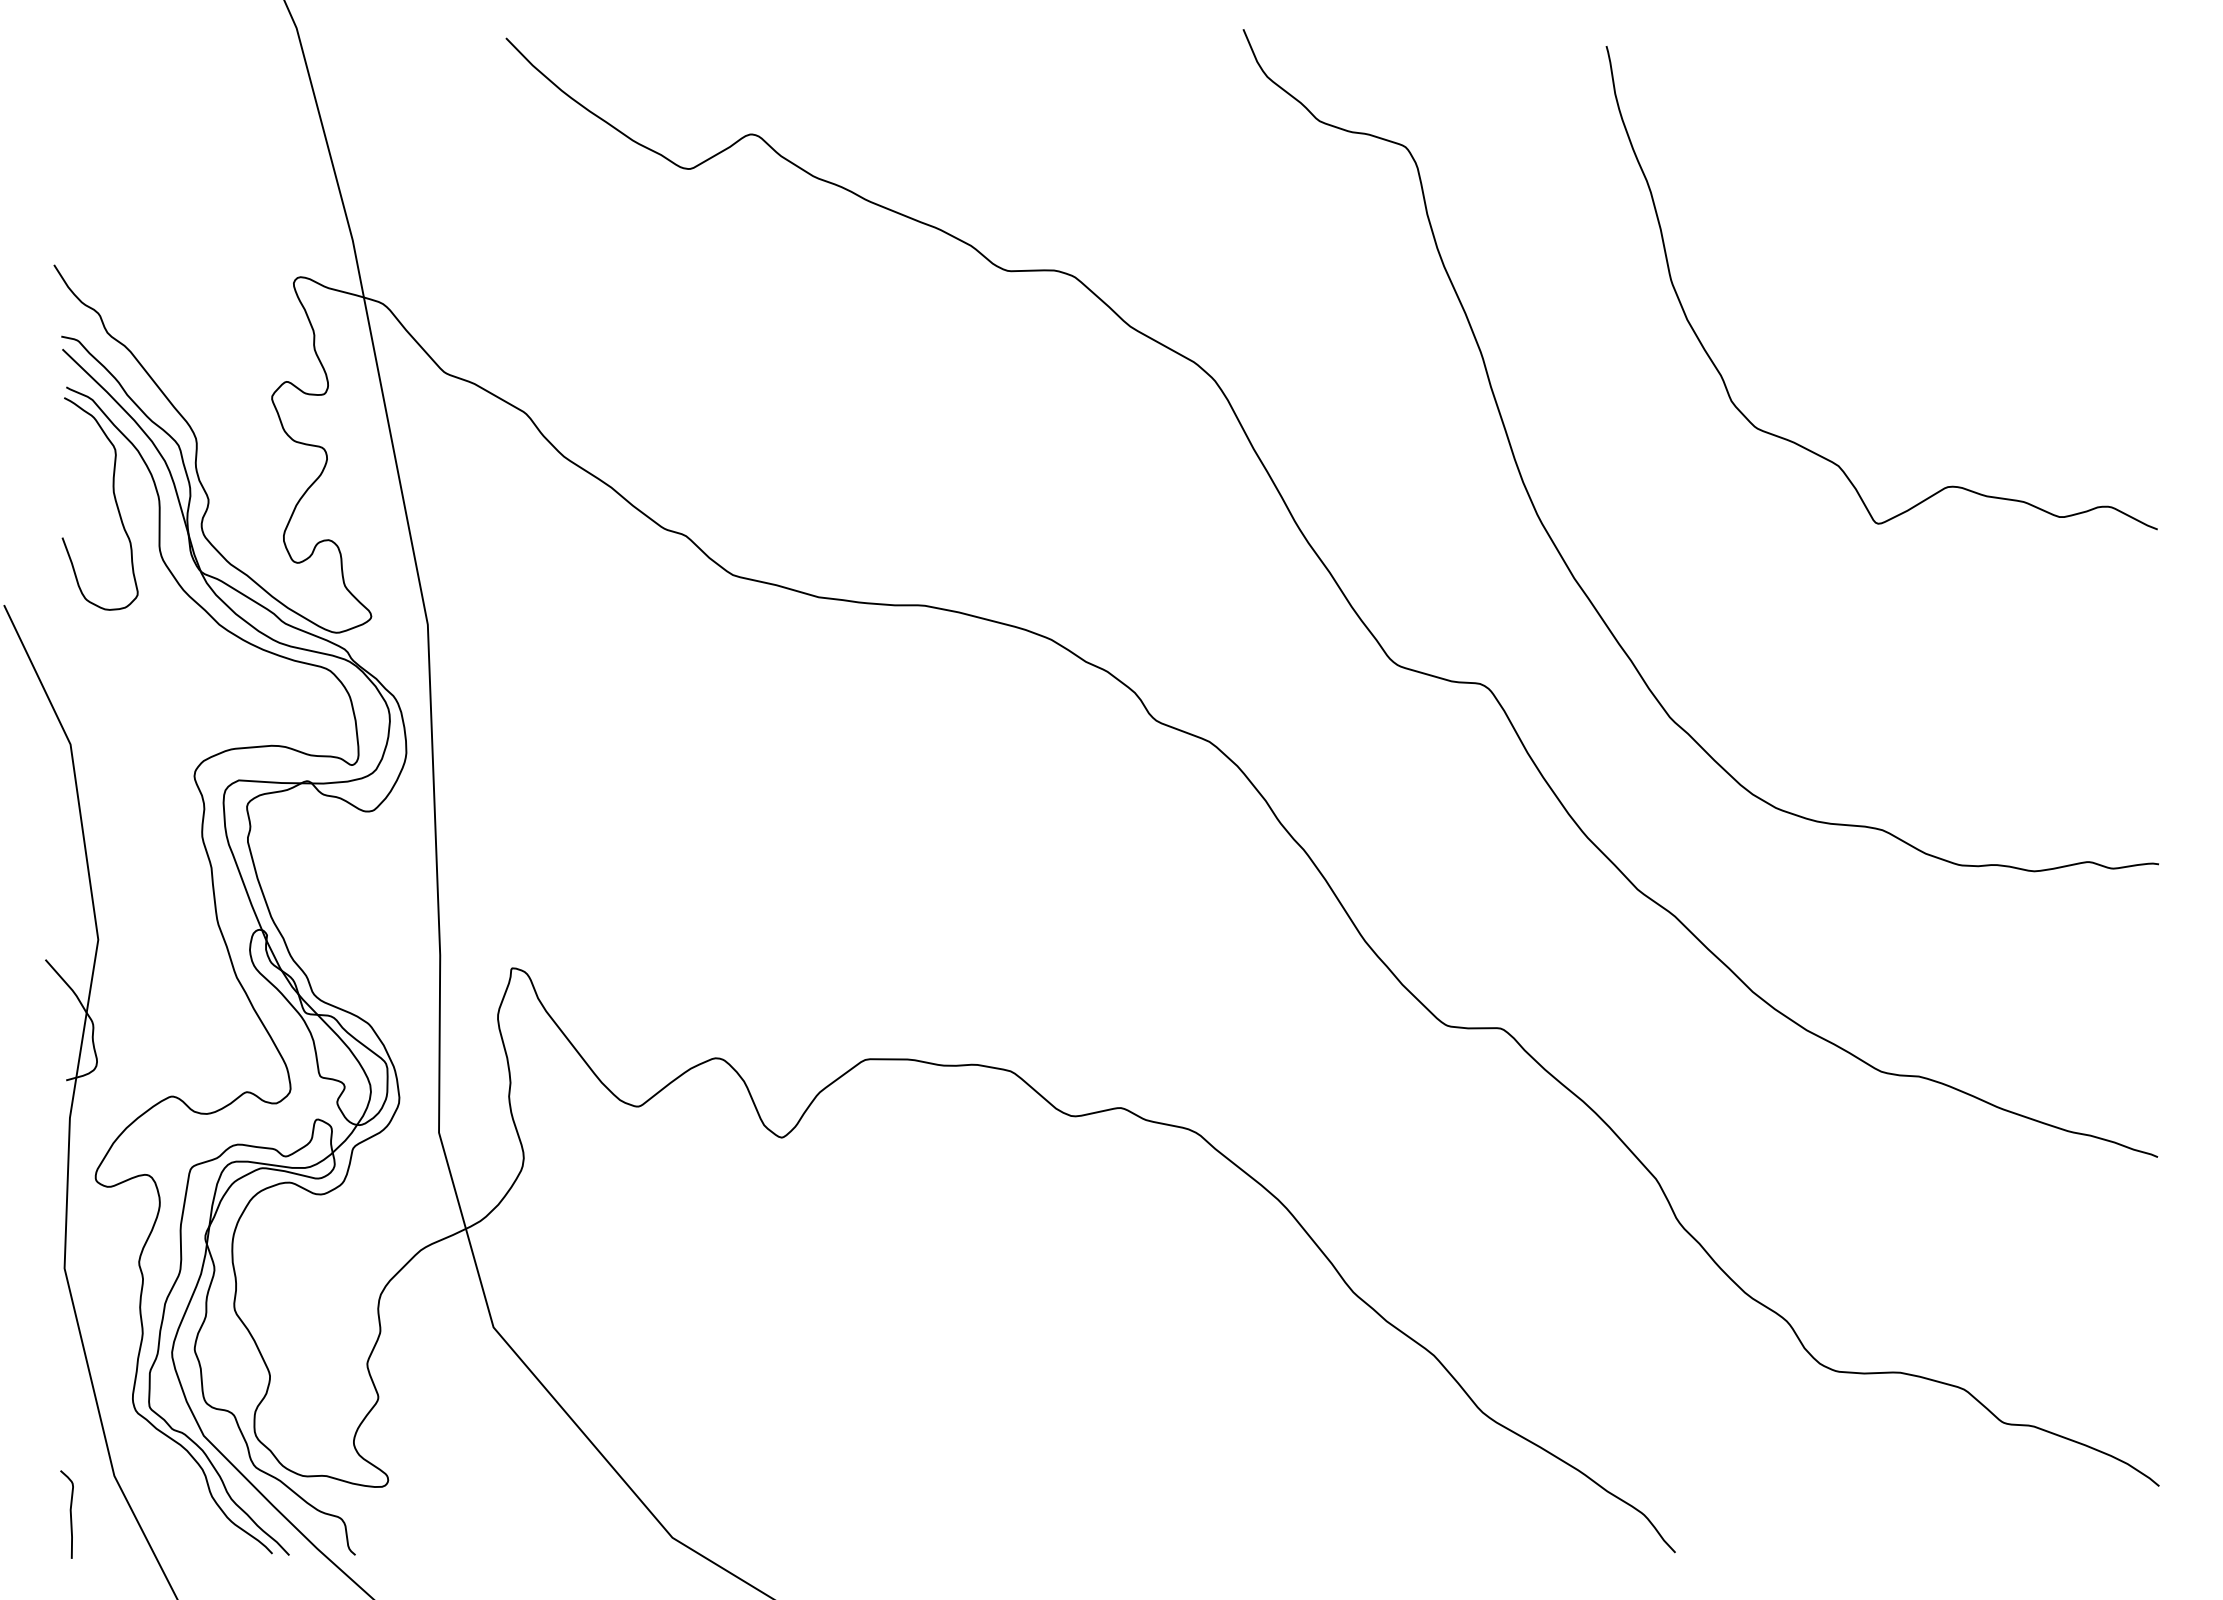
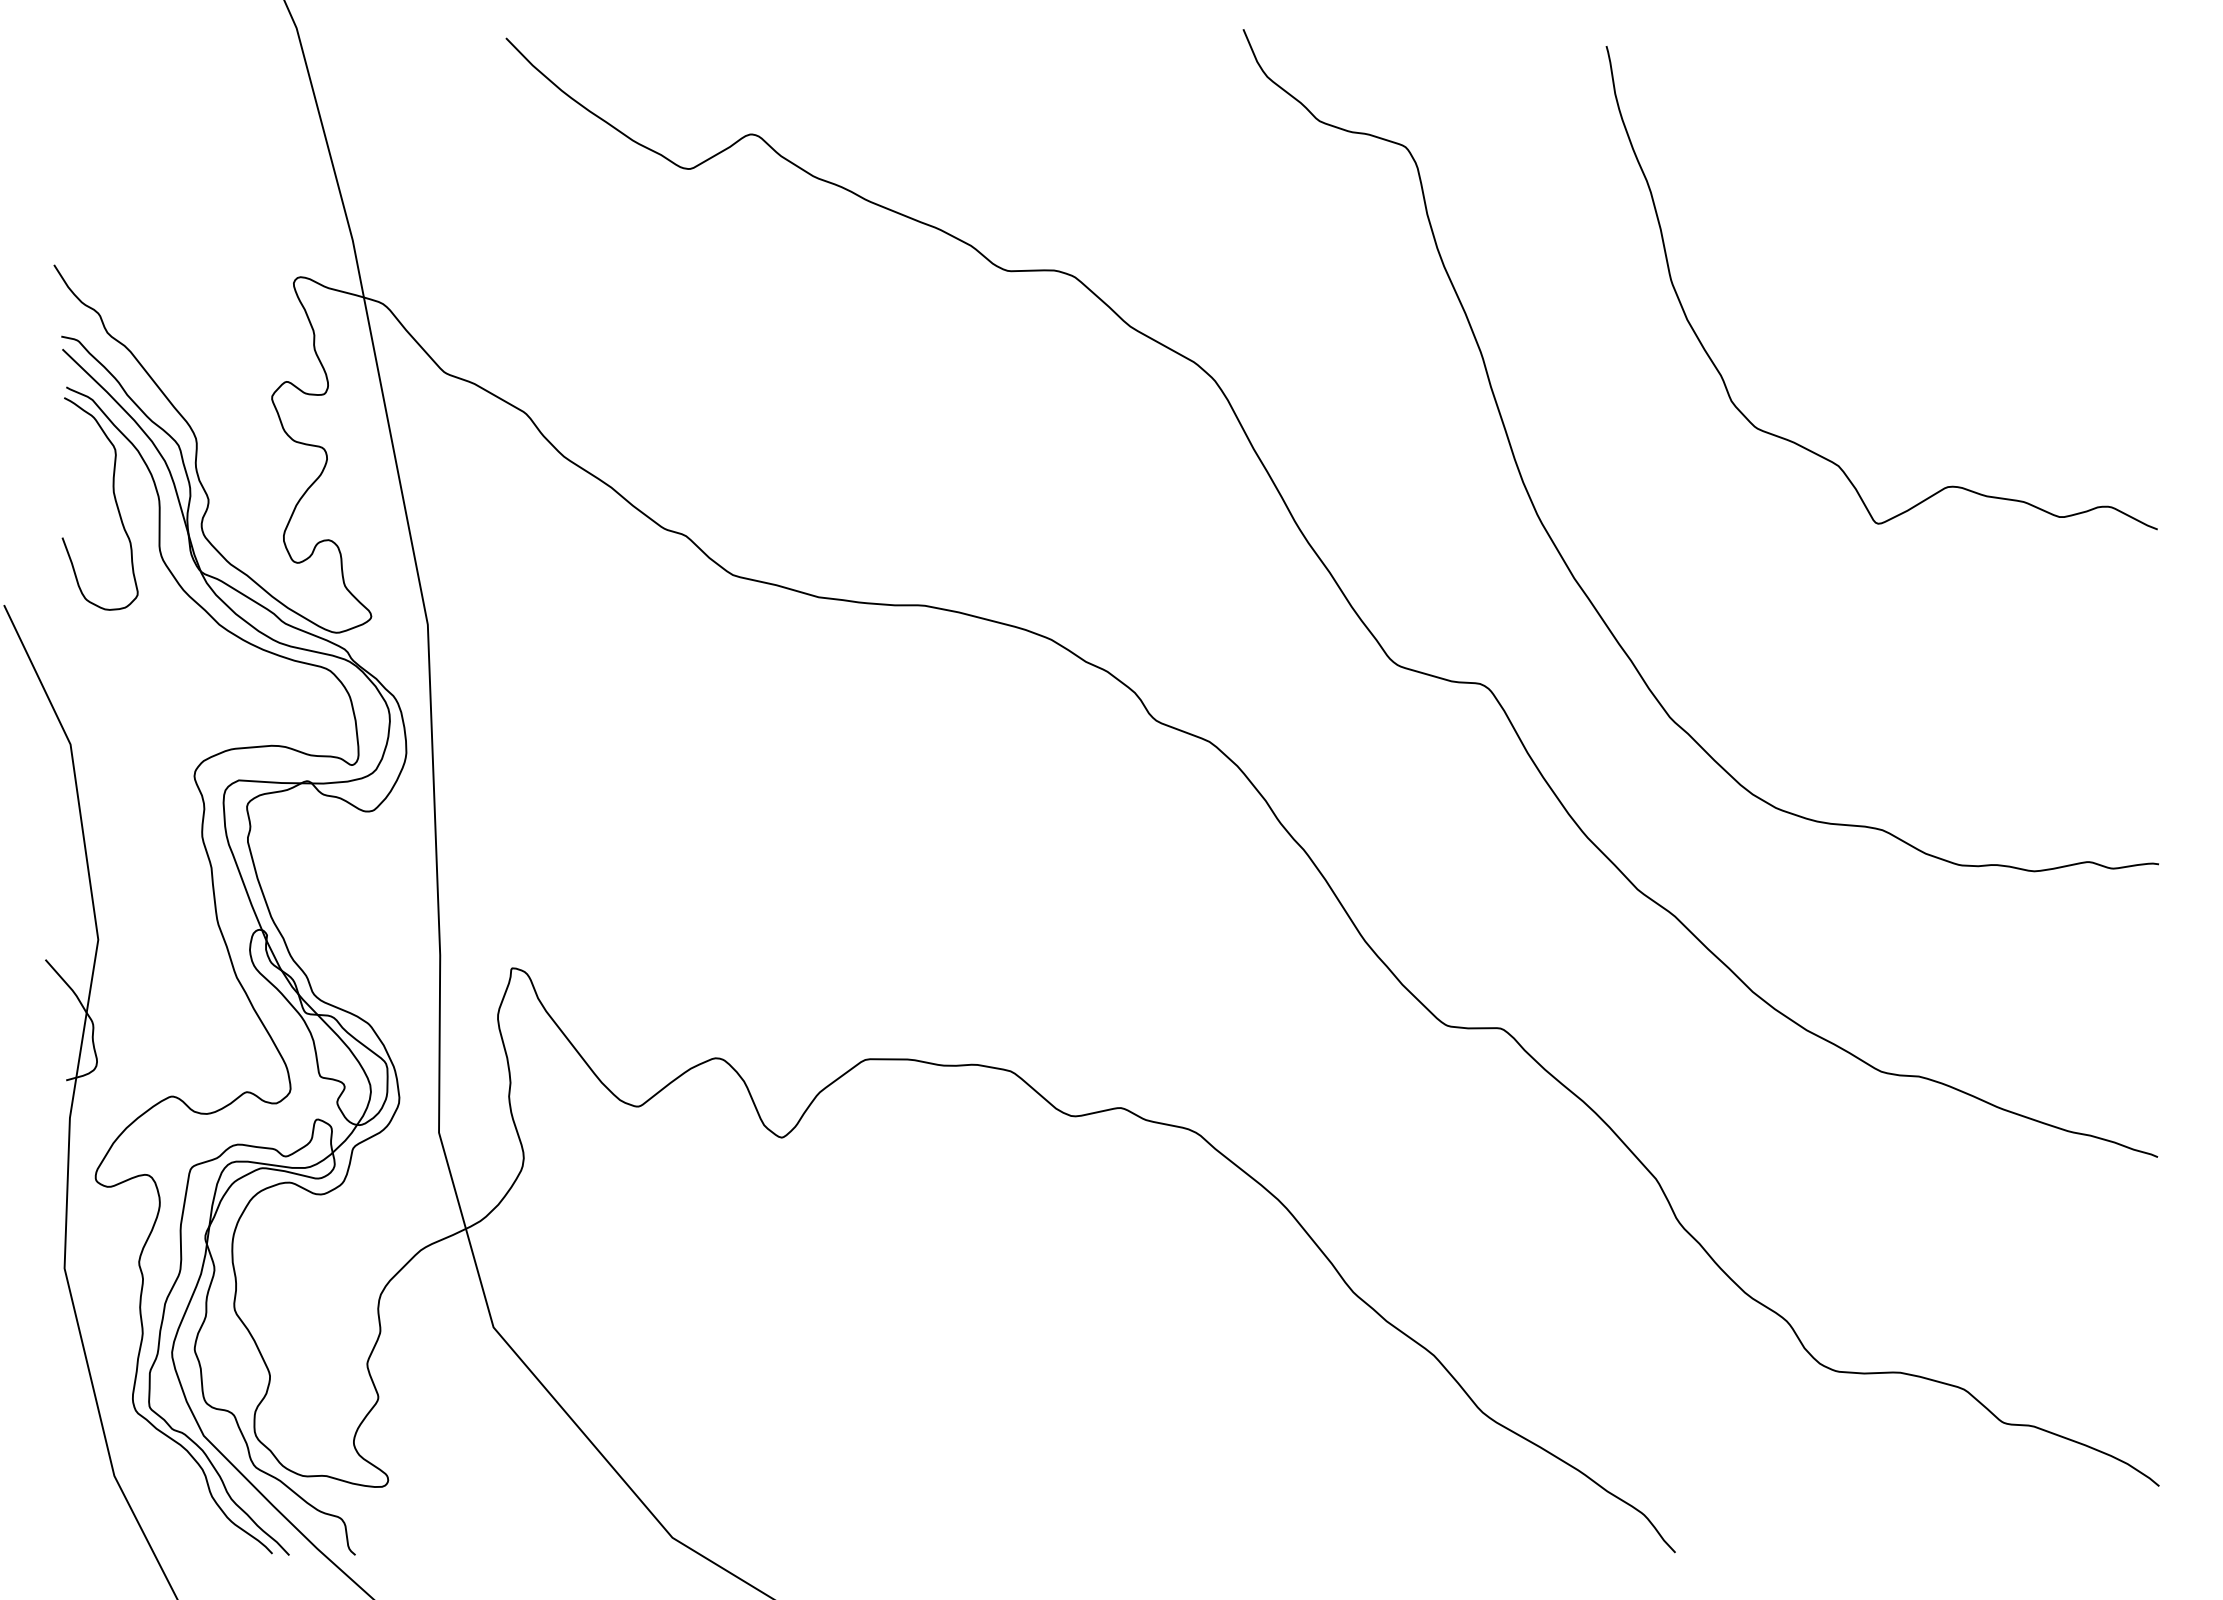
curve: present -> none (69, 1512)
